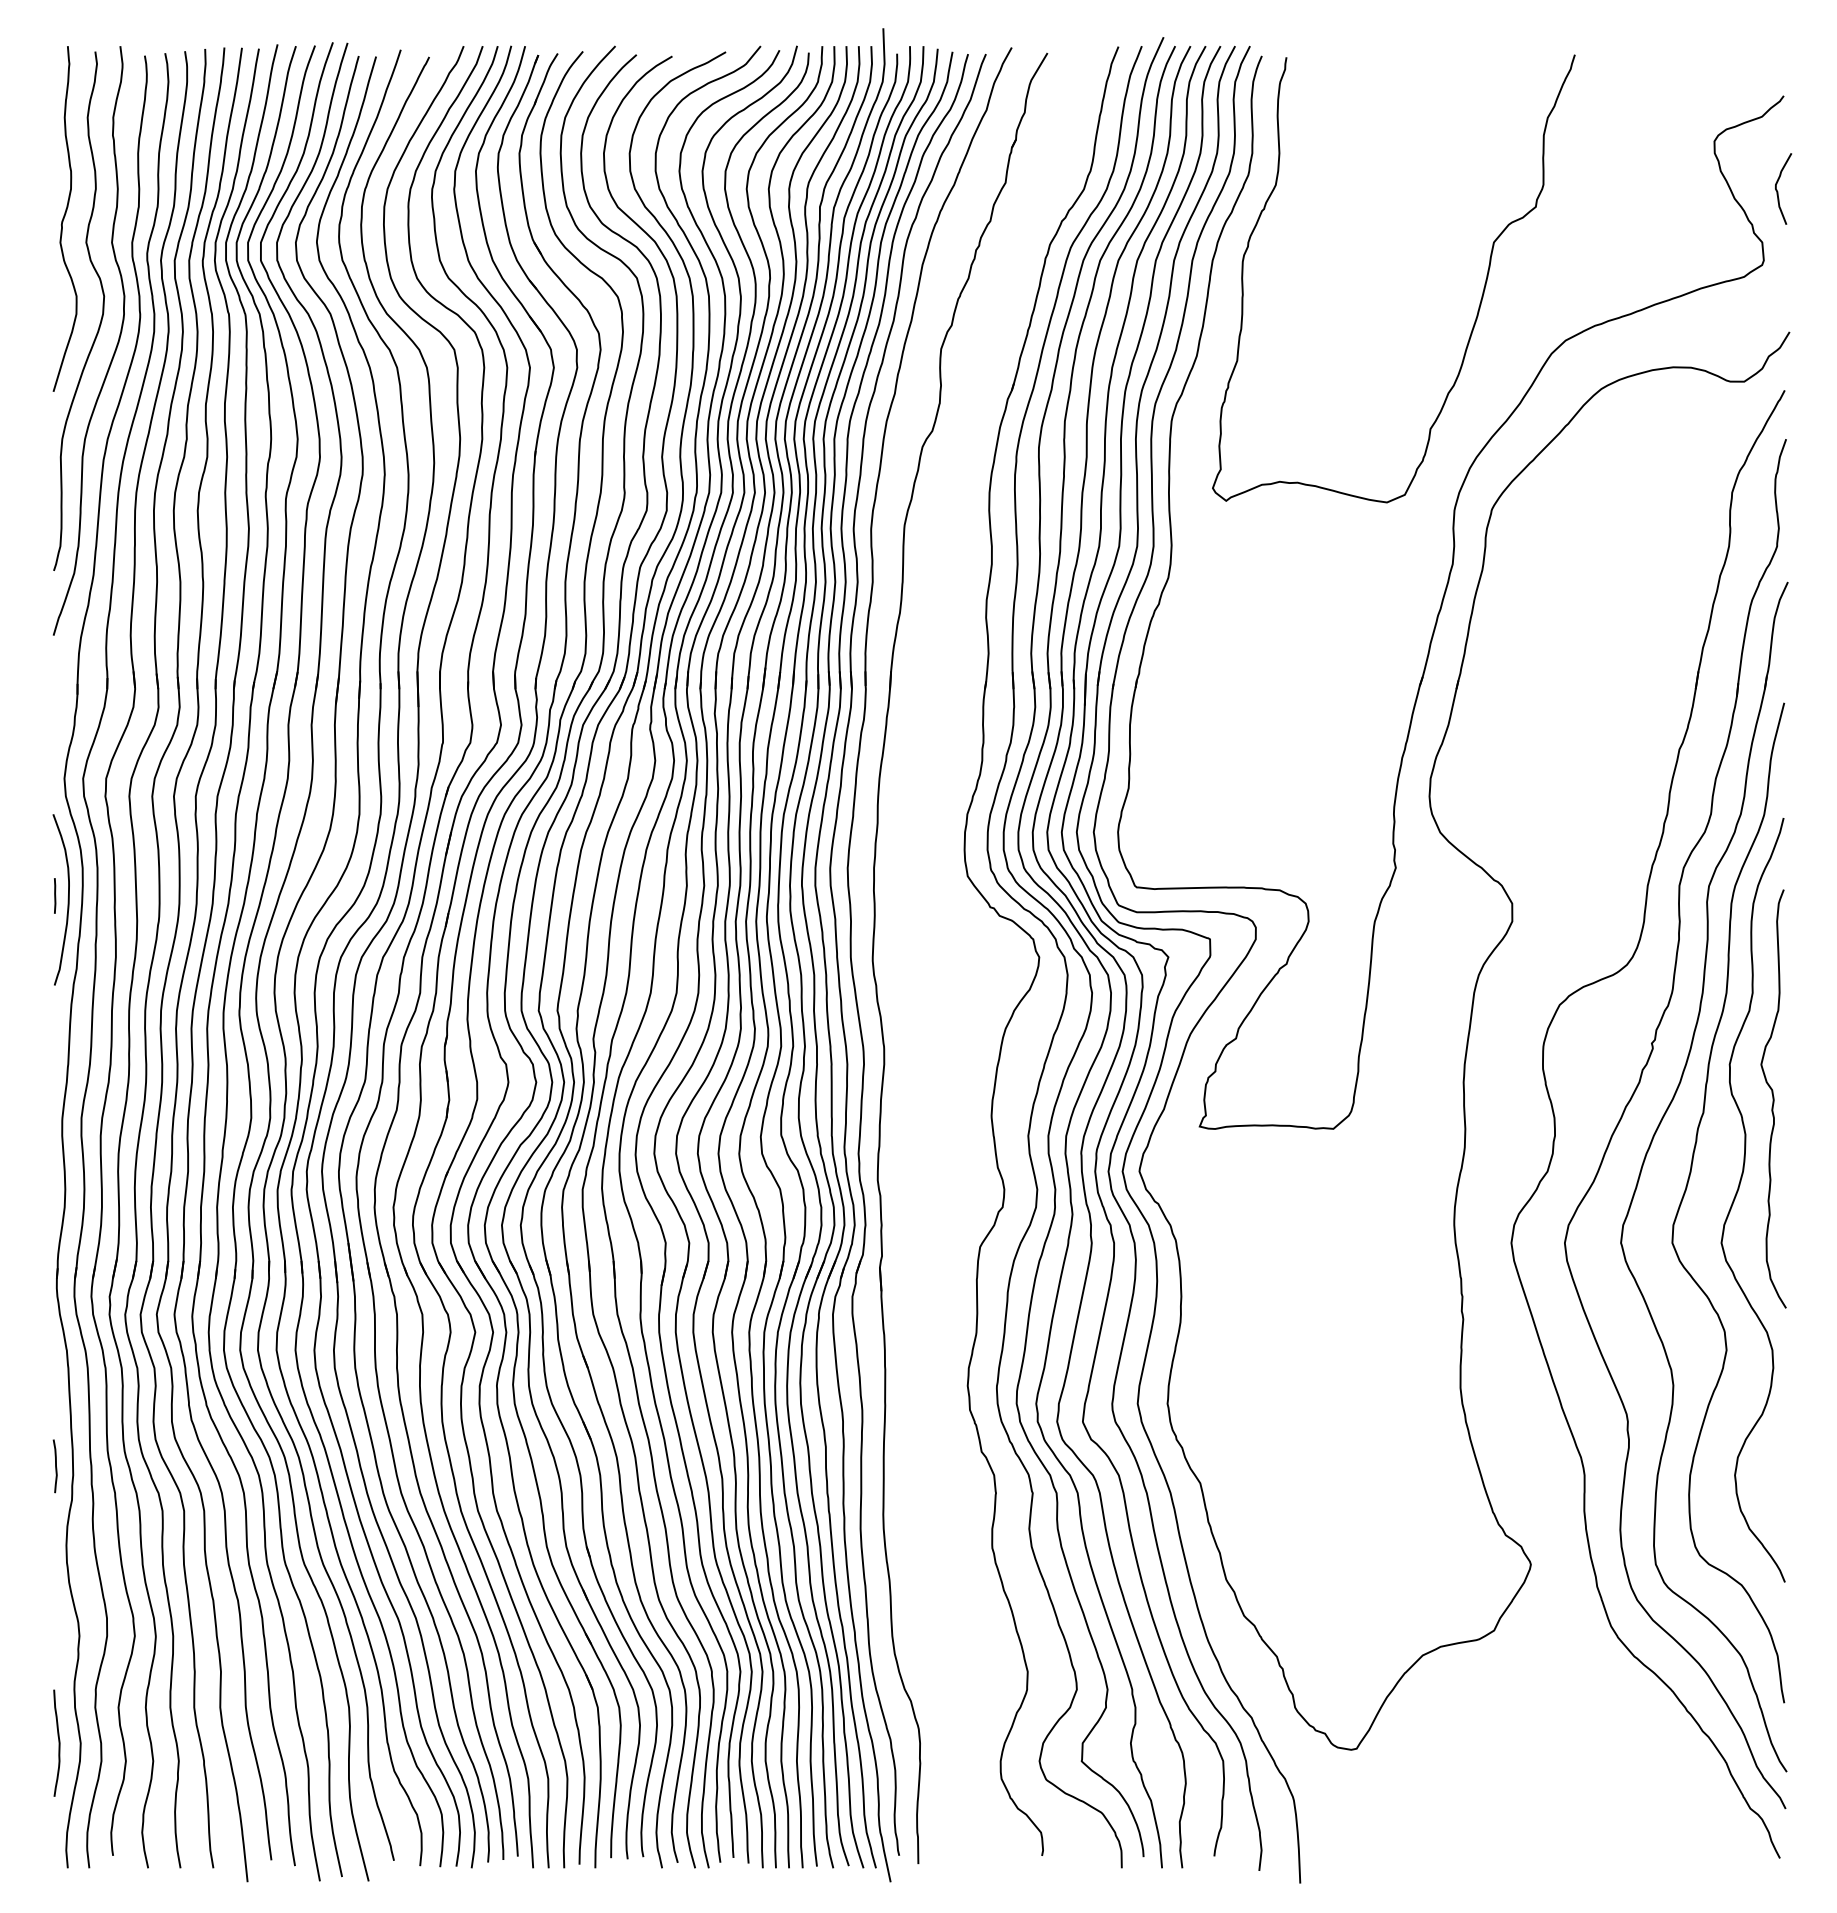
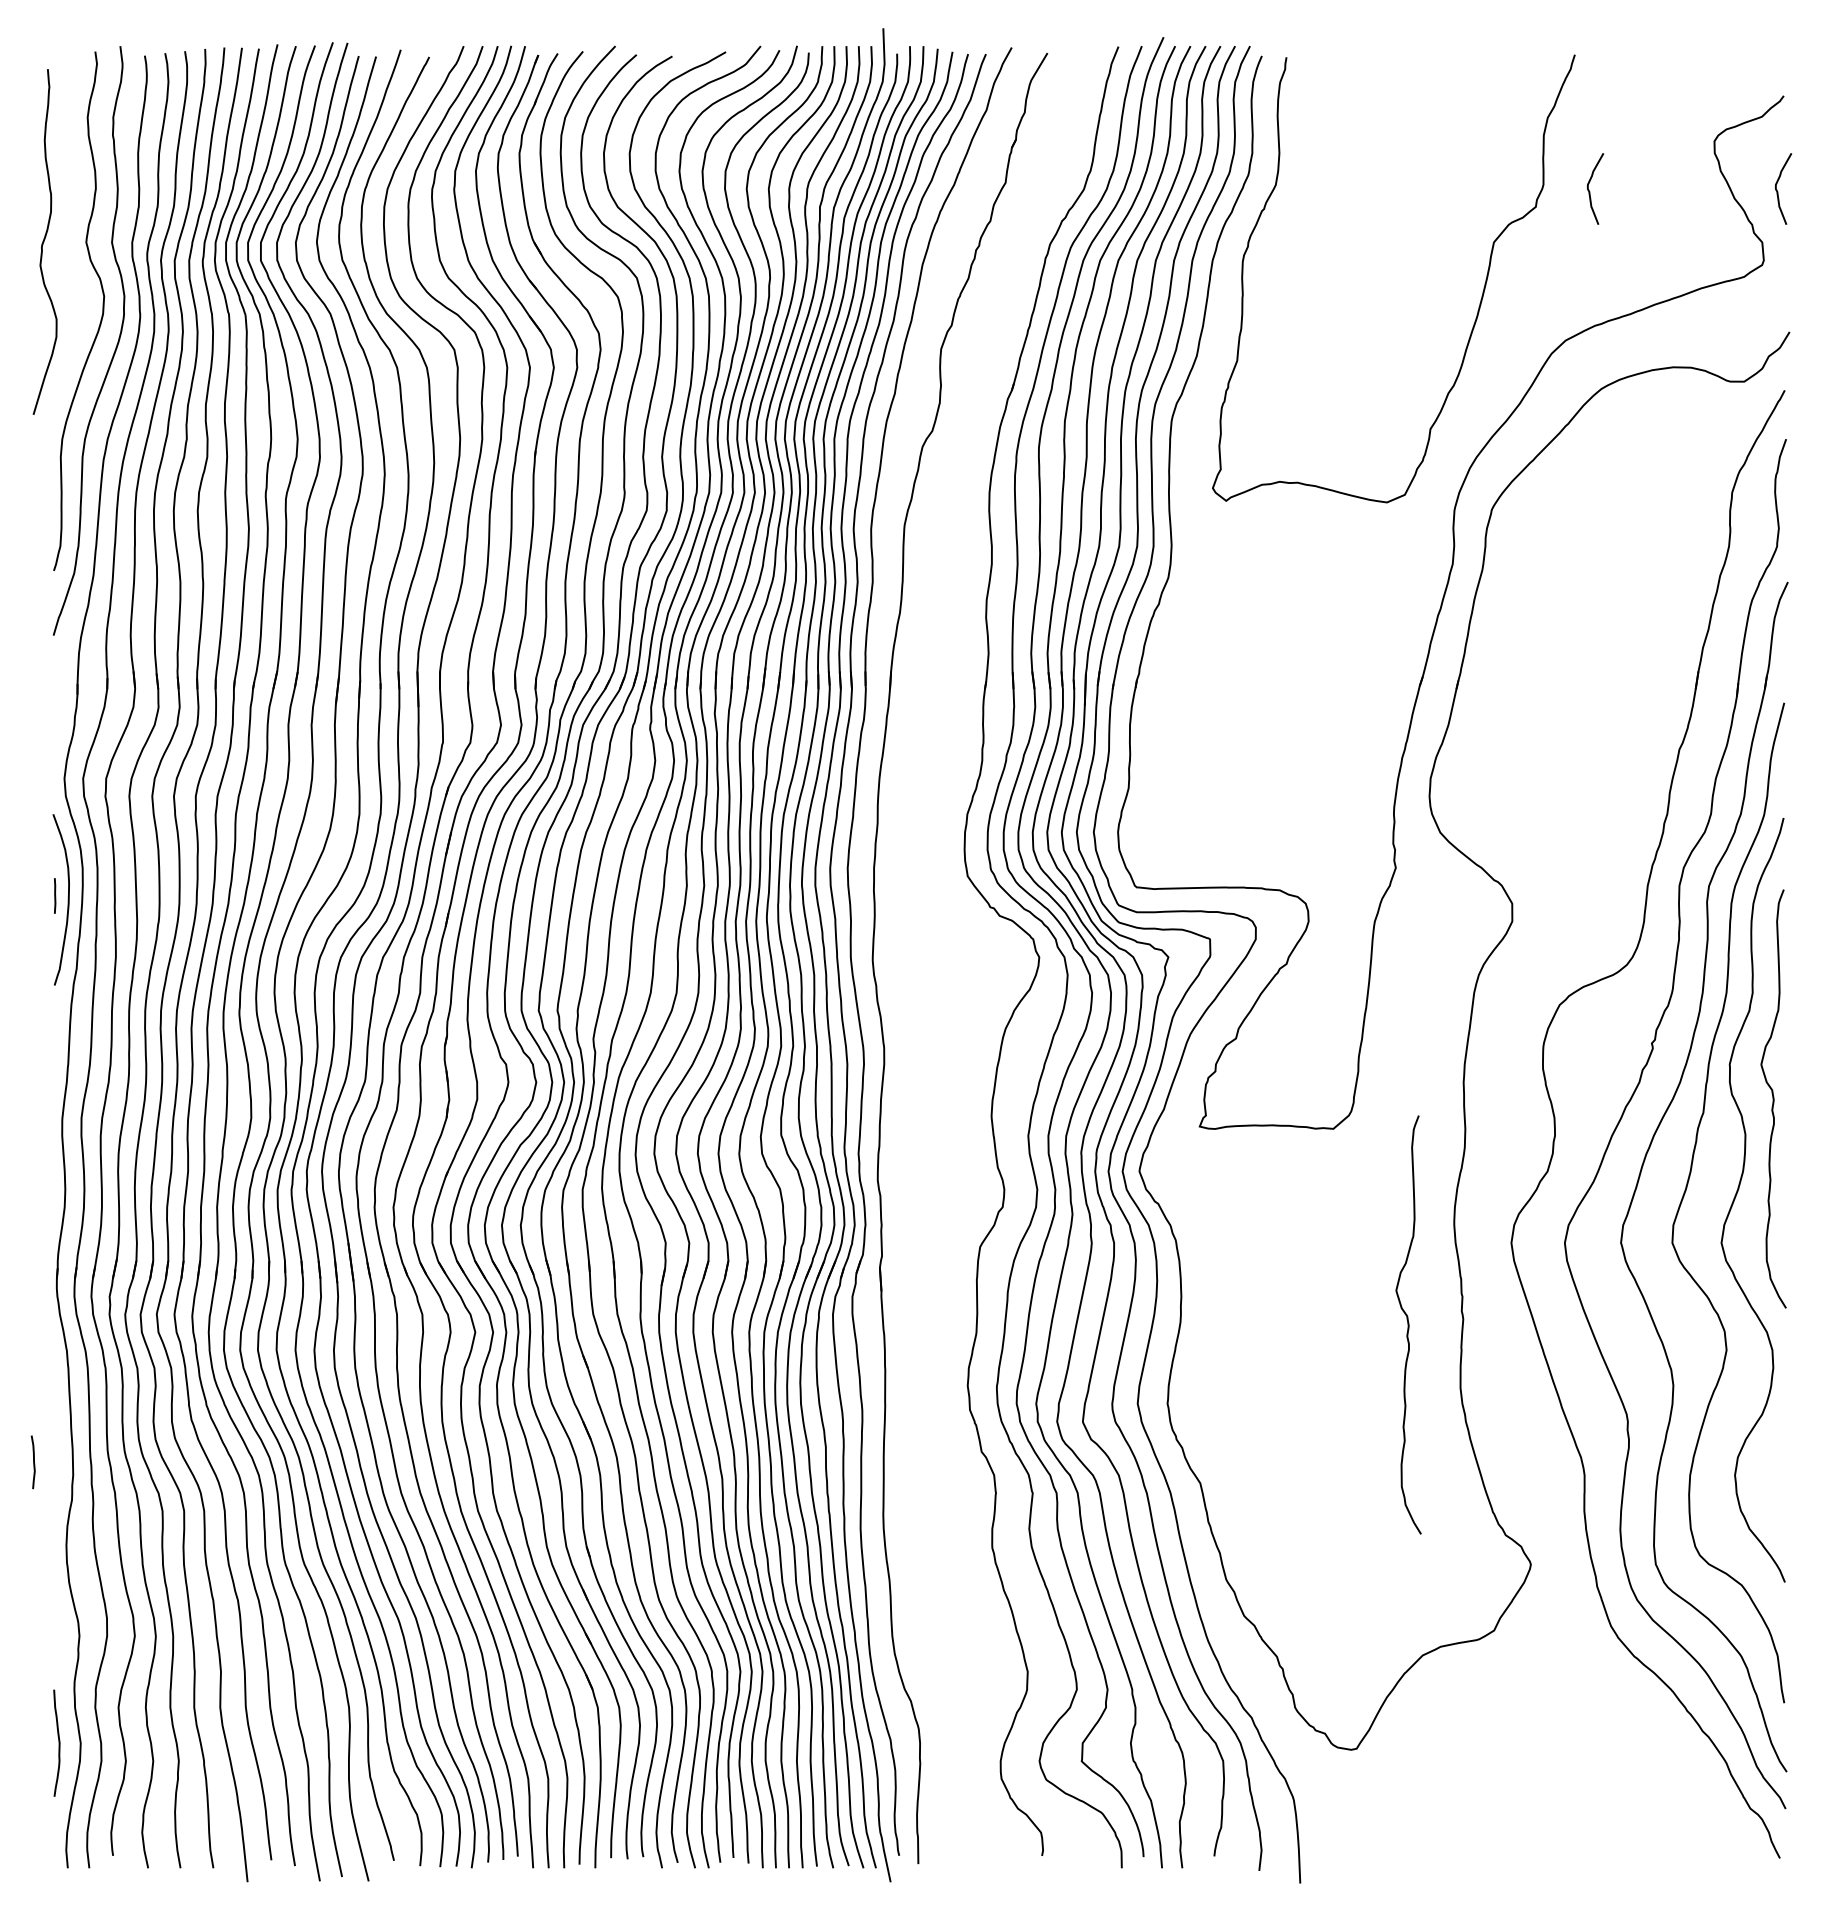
curve: none -> present (1590, 191)
curve position: (64, 218) -> (44, 241) (44, 241)
curve: none -> present (1408, 1324)
curve position: (55, 1466) -> (33, 1462) (33, 1462)
